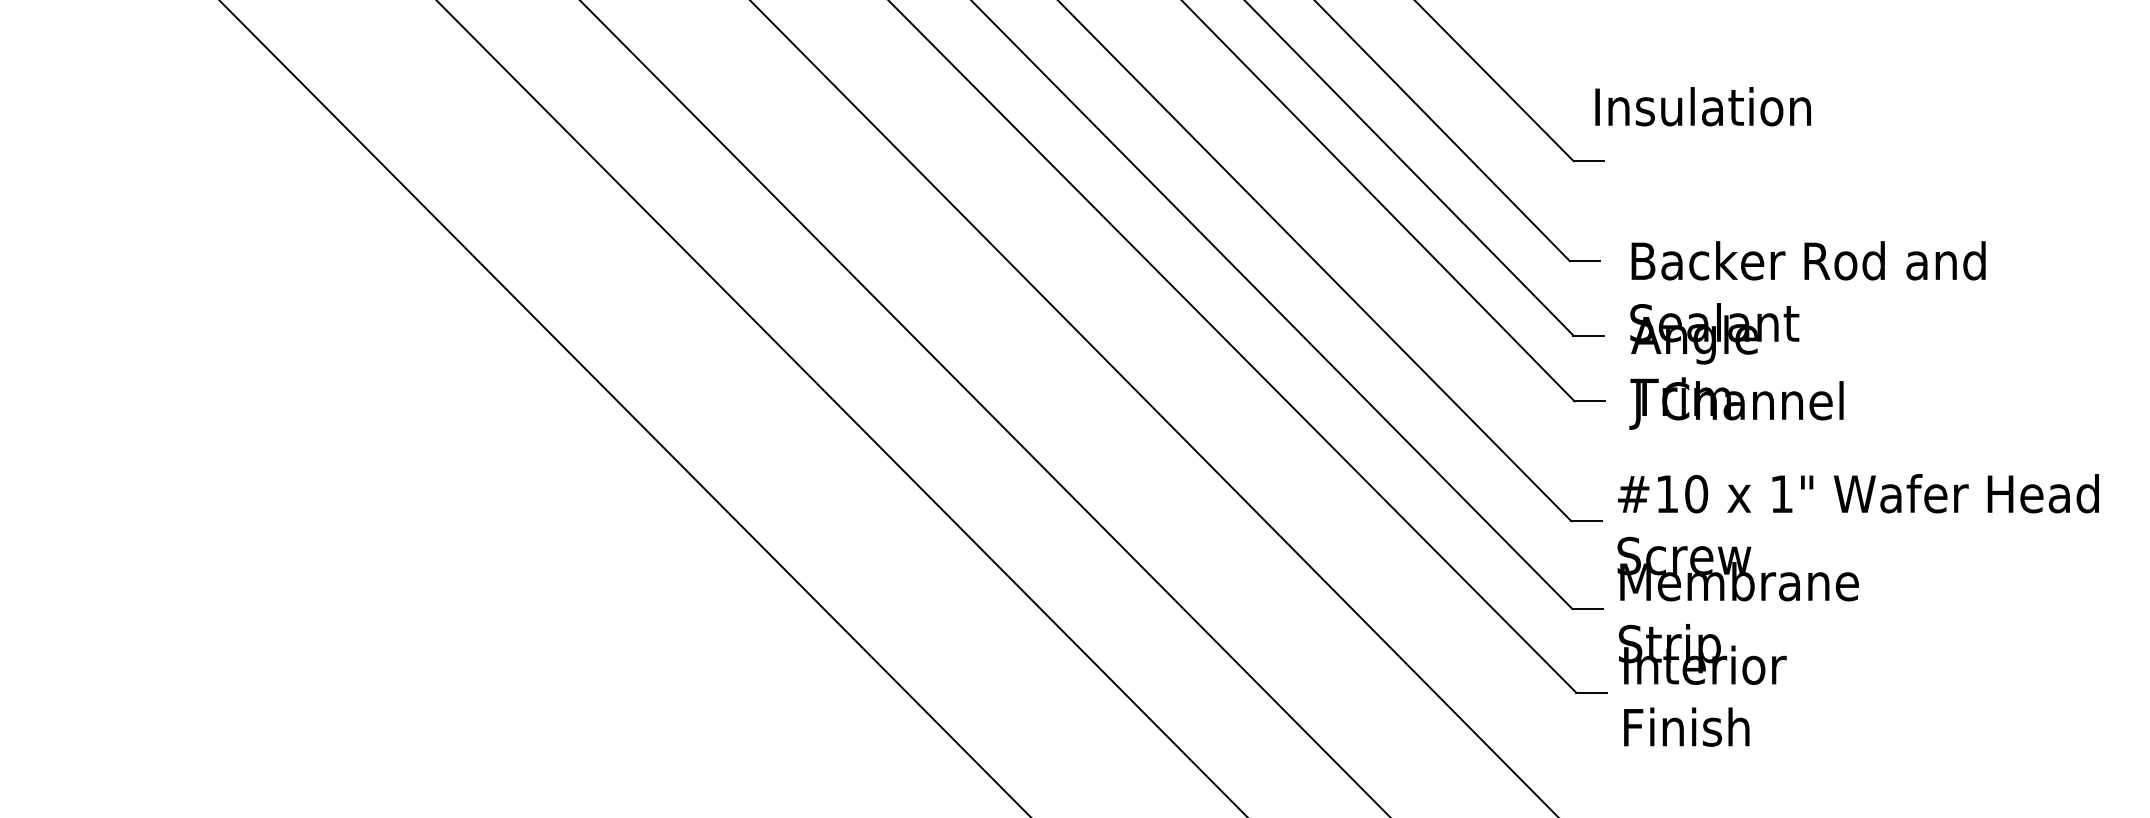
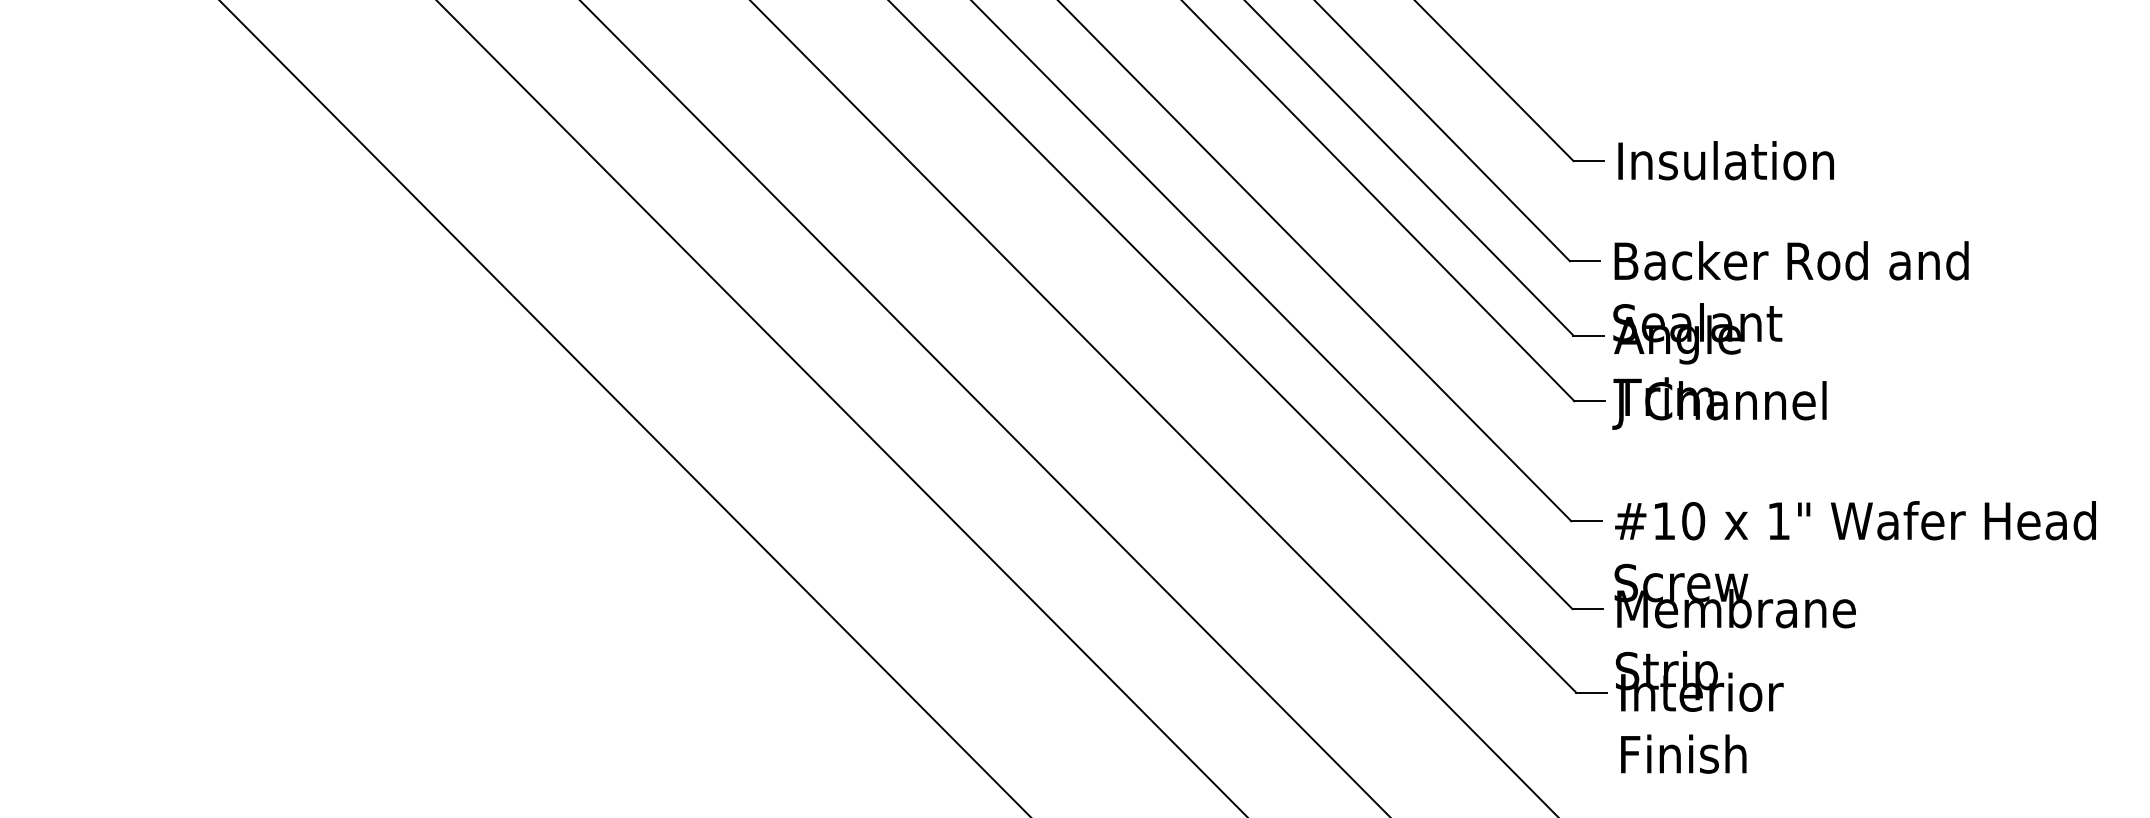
text position: (1702, 106) -> (1725, 160) (1725, 160)
text position: (1807, 335) -> (1790, 335) (1790, 335)
text position: (1857, 610) -> (1854, 637) (1854, 637)
